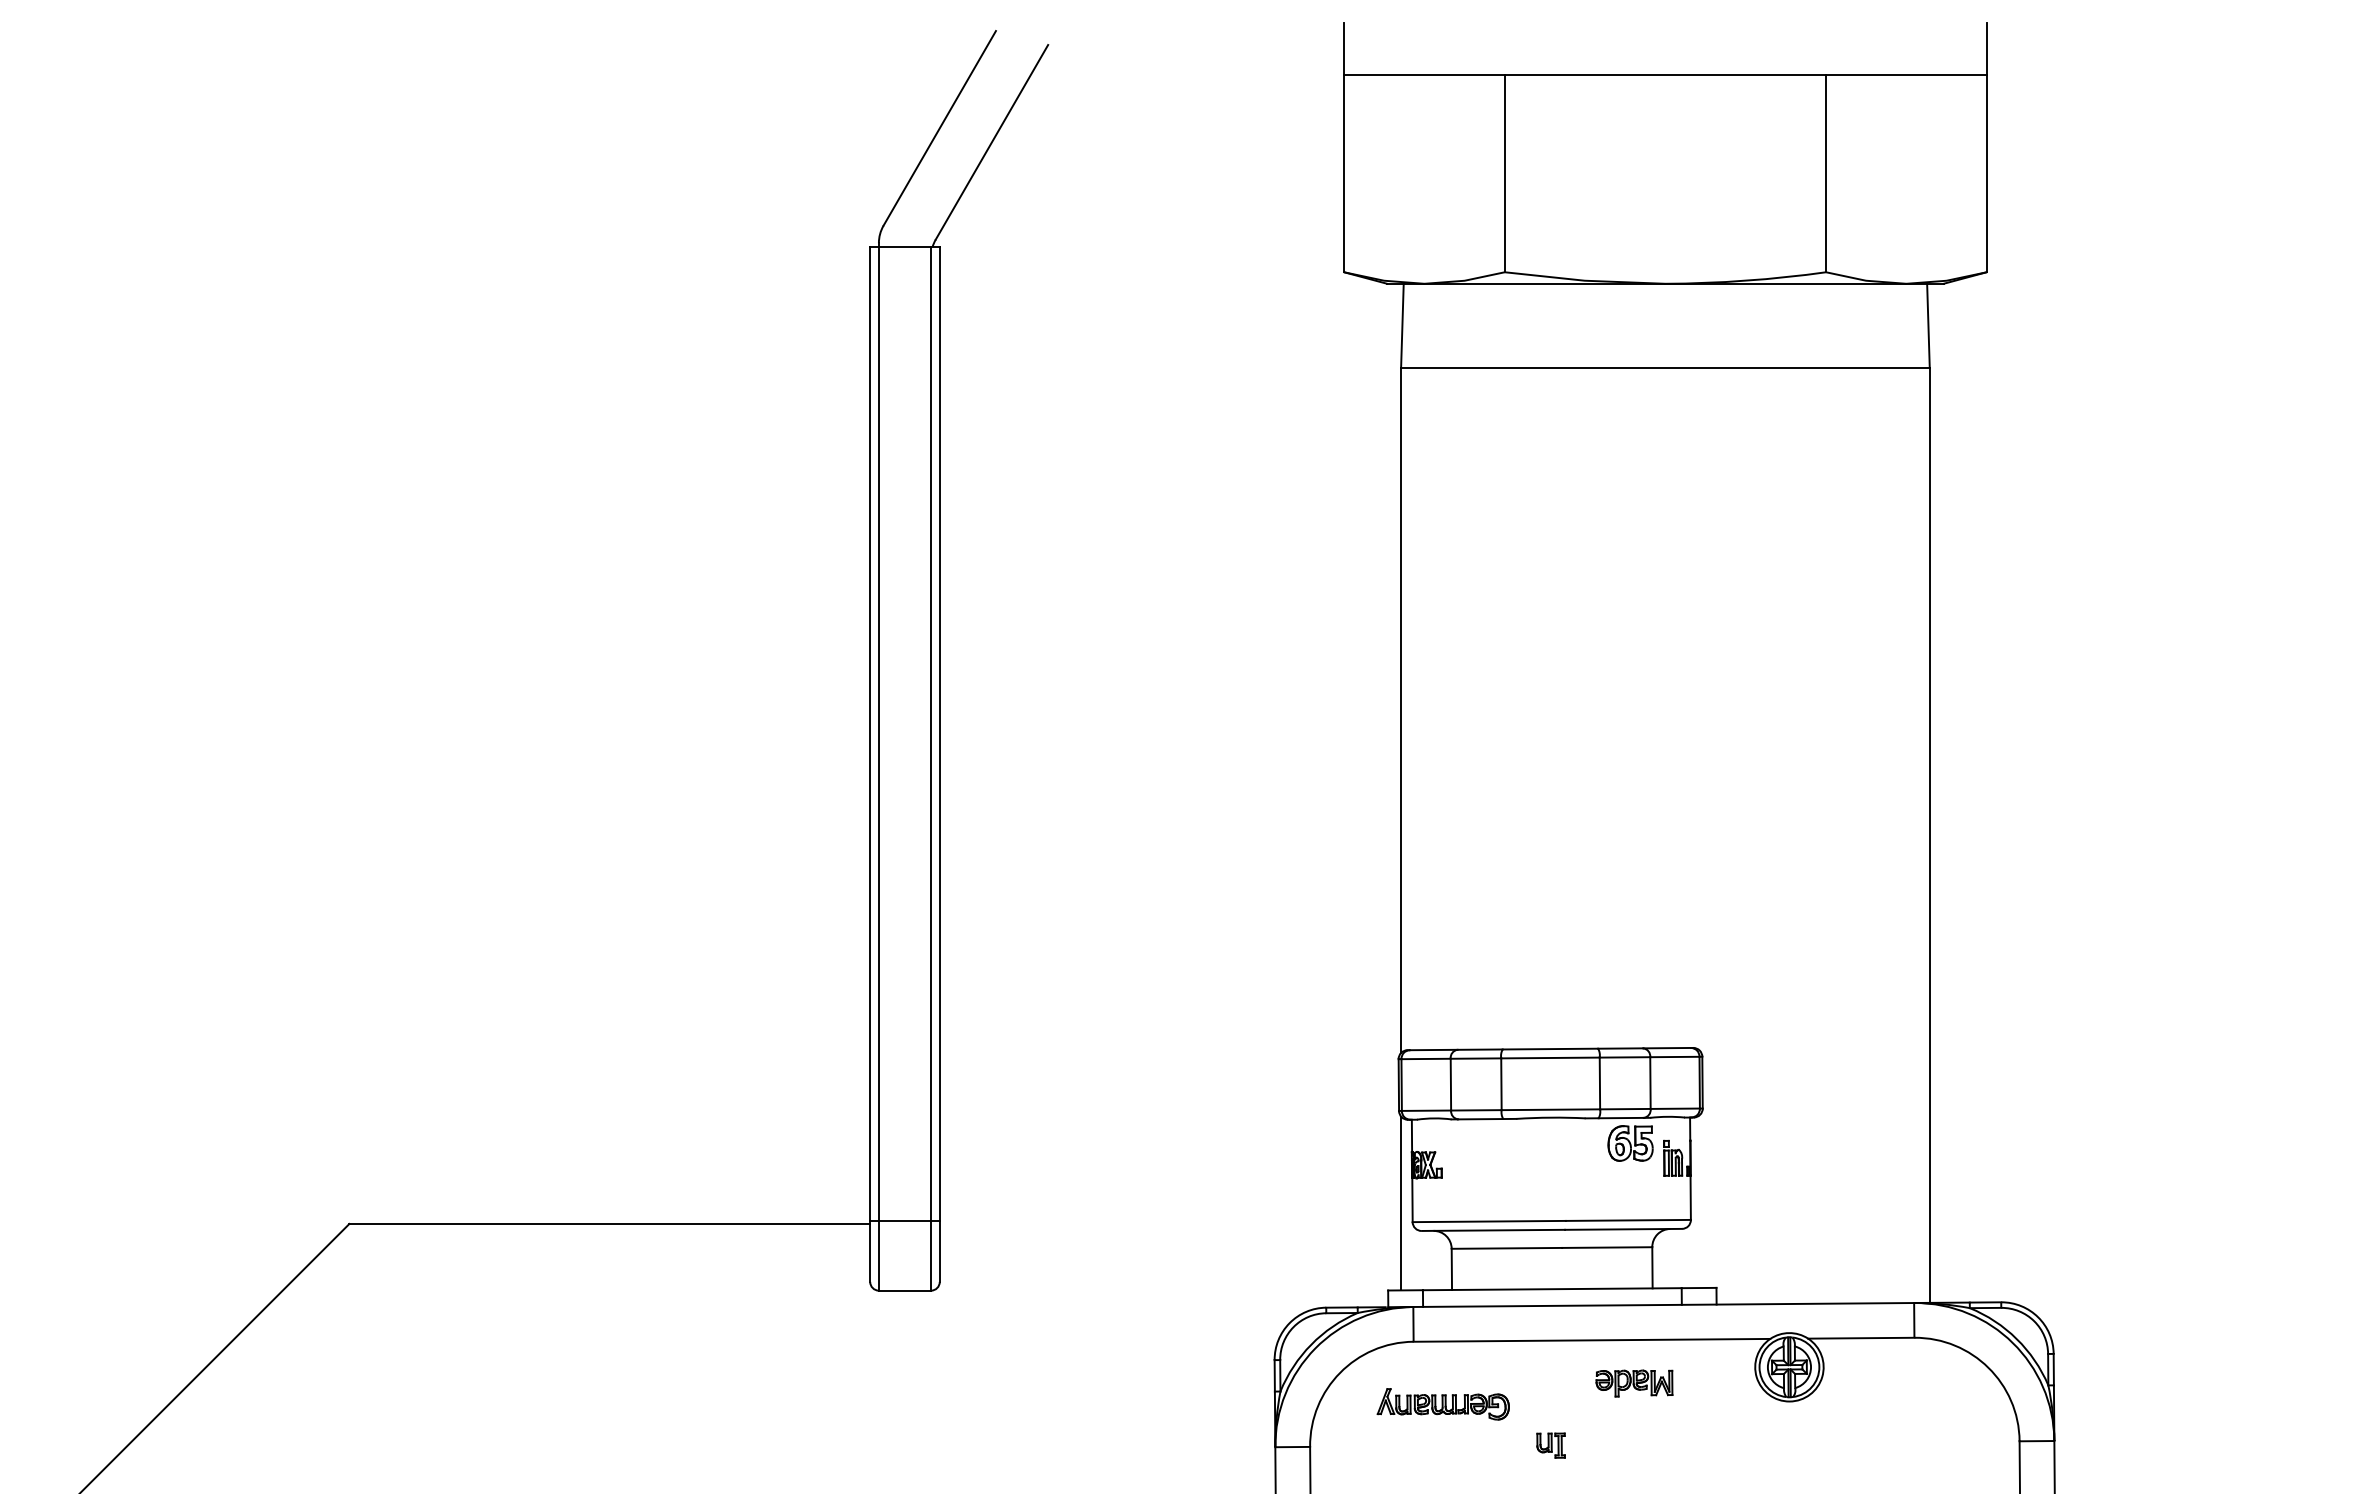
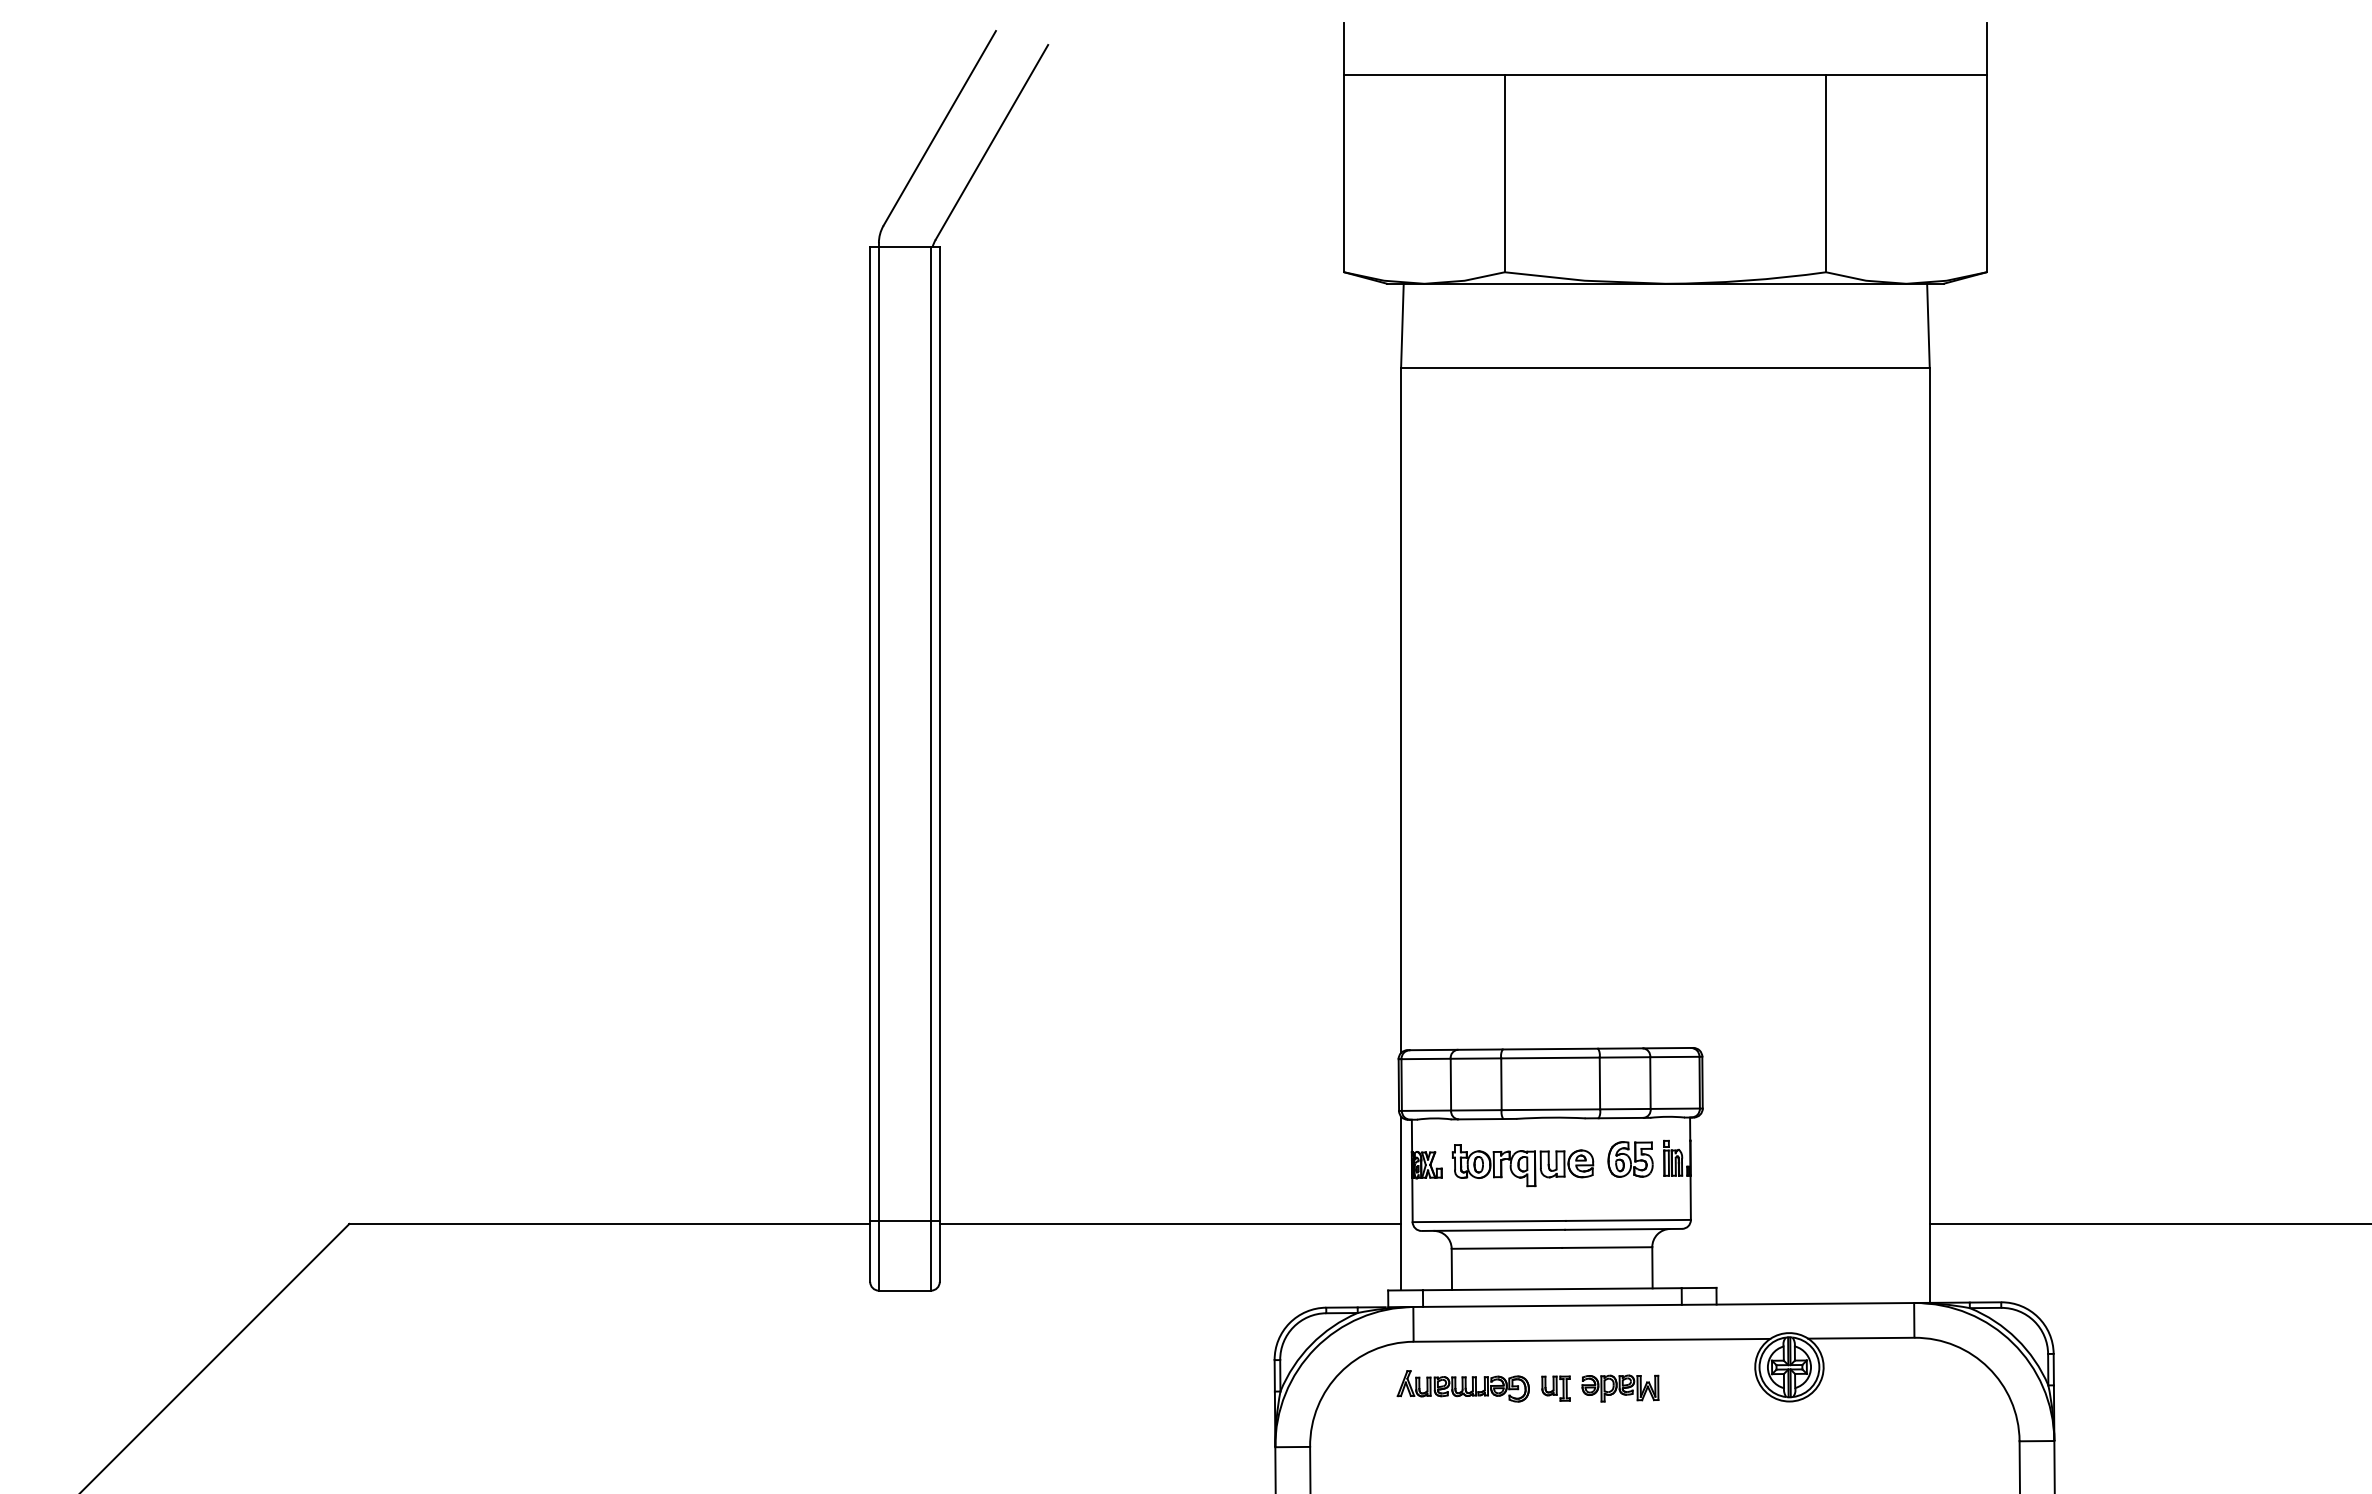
part position: (1630, 1143) -> (1630, 1159) (1630, 1159)
part: none -> present (1522, 1165)
line: none -> present (1170, 1223)
line: none -> present (2148, 1223)
part position: (1634, 1383) -> (1620, 1388) (1620, 1388)
part position: (1442, 1404) -> (1462, 1386) (1462, 1386)
part position: (1550, 1445) -> (1555, 1388) (1555, 1388)
